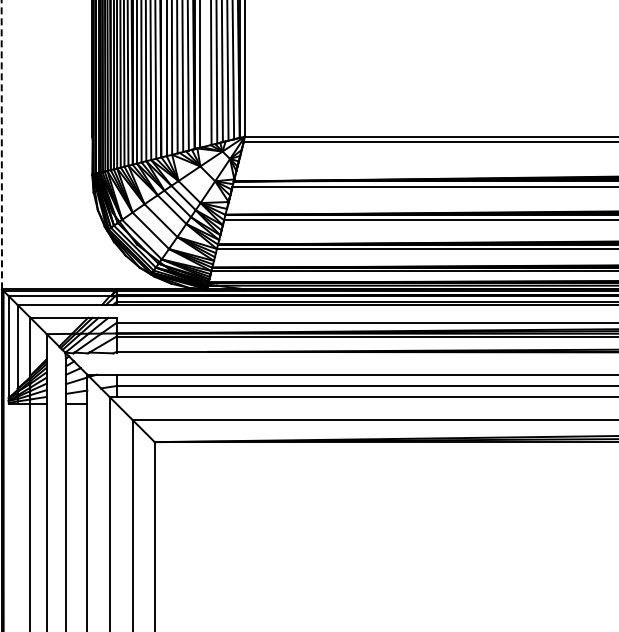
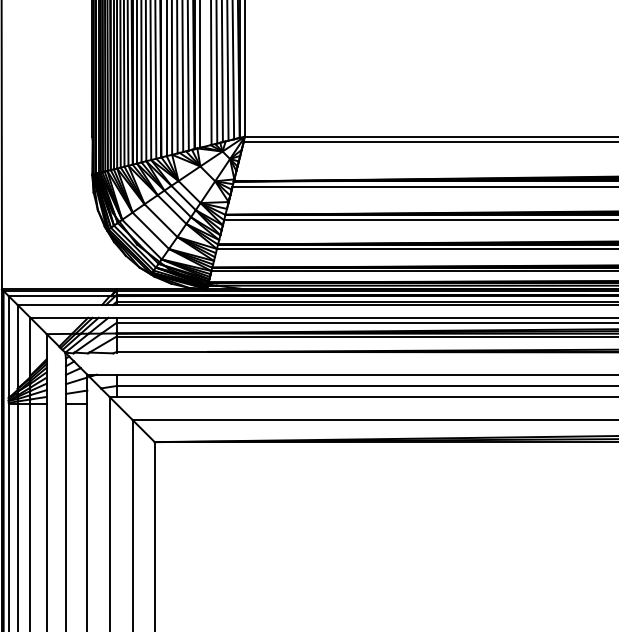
line: dashed -> solid (1, 144)
line: none -> present (365, 317)
line: none -> present (8, 515)
line: none -> present (17, 515)
